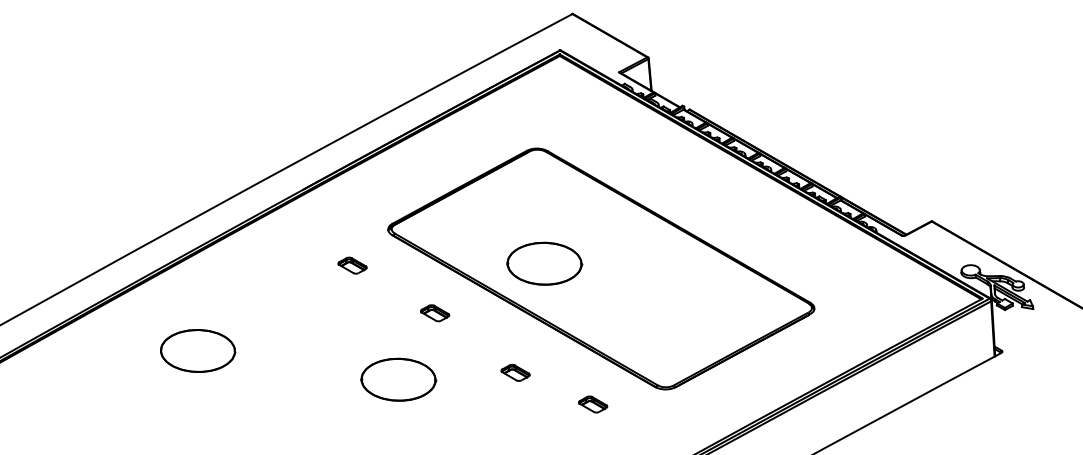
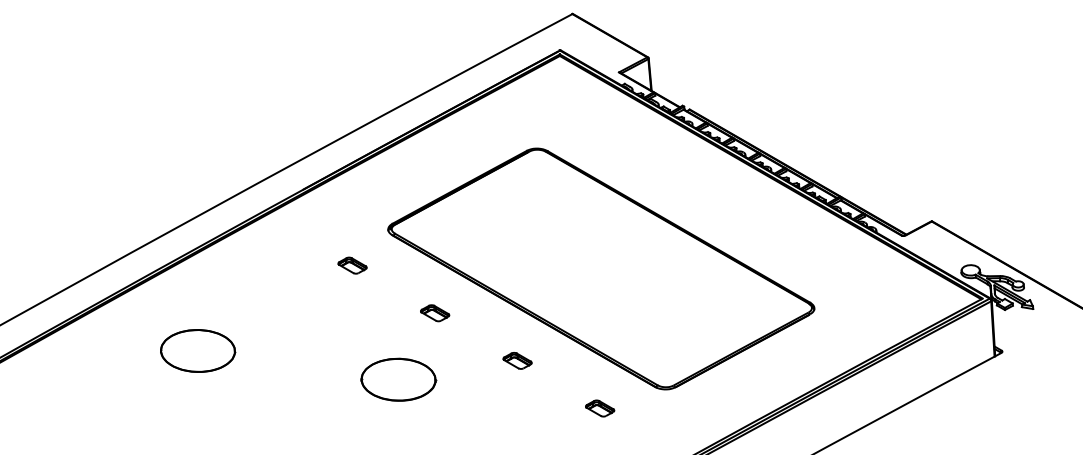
part: present -> none (544, 263)
part position: (515, 372) -> (517, 360) (517, 360)
part position: (593, 404) -> (600, 408) (600, 408)
